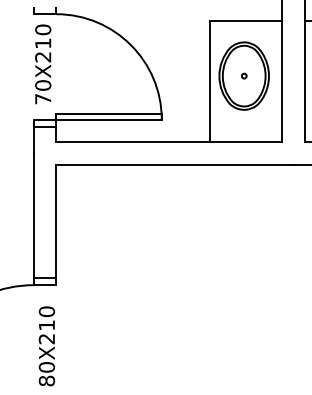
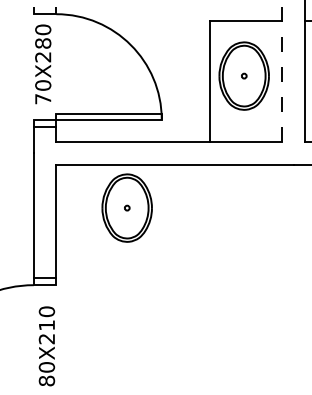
text: 70X210 -> 70X280 (43, 43)
line: solid -> dashed (282, 71)
part: none -> present (126, 207)
